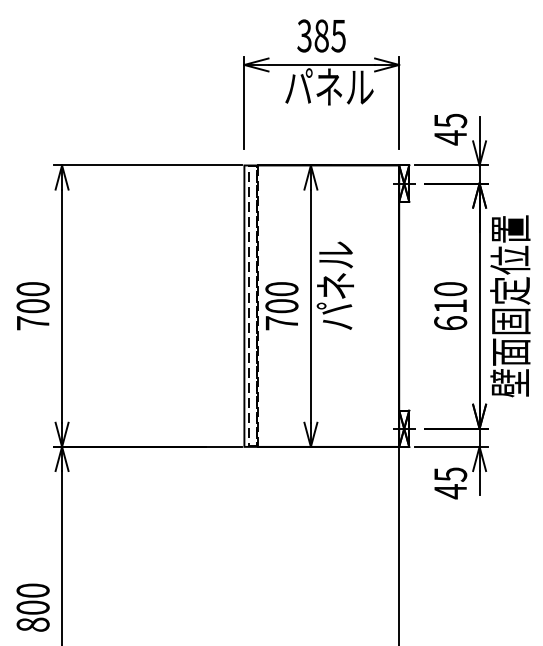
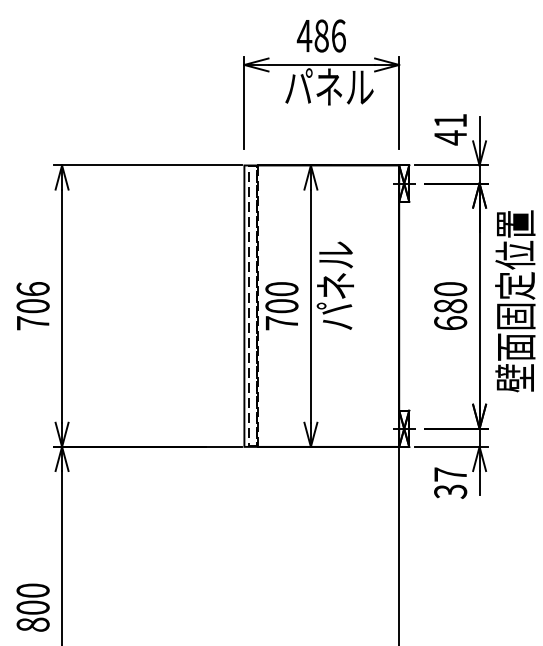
text: 385 -> 486 (320, 35)
text: 45 -> 41 (450, 120)
text: 700 -> 706 (32, 289)
text: 610 -> 680 (450, 306)
text position: (510, 306) -> (515, 301) (515, 301)
text: 45 -> 37 (450, 483)
